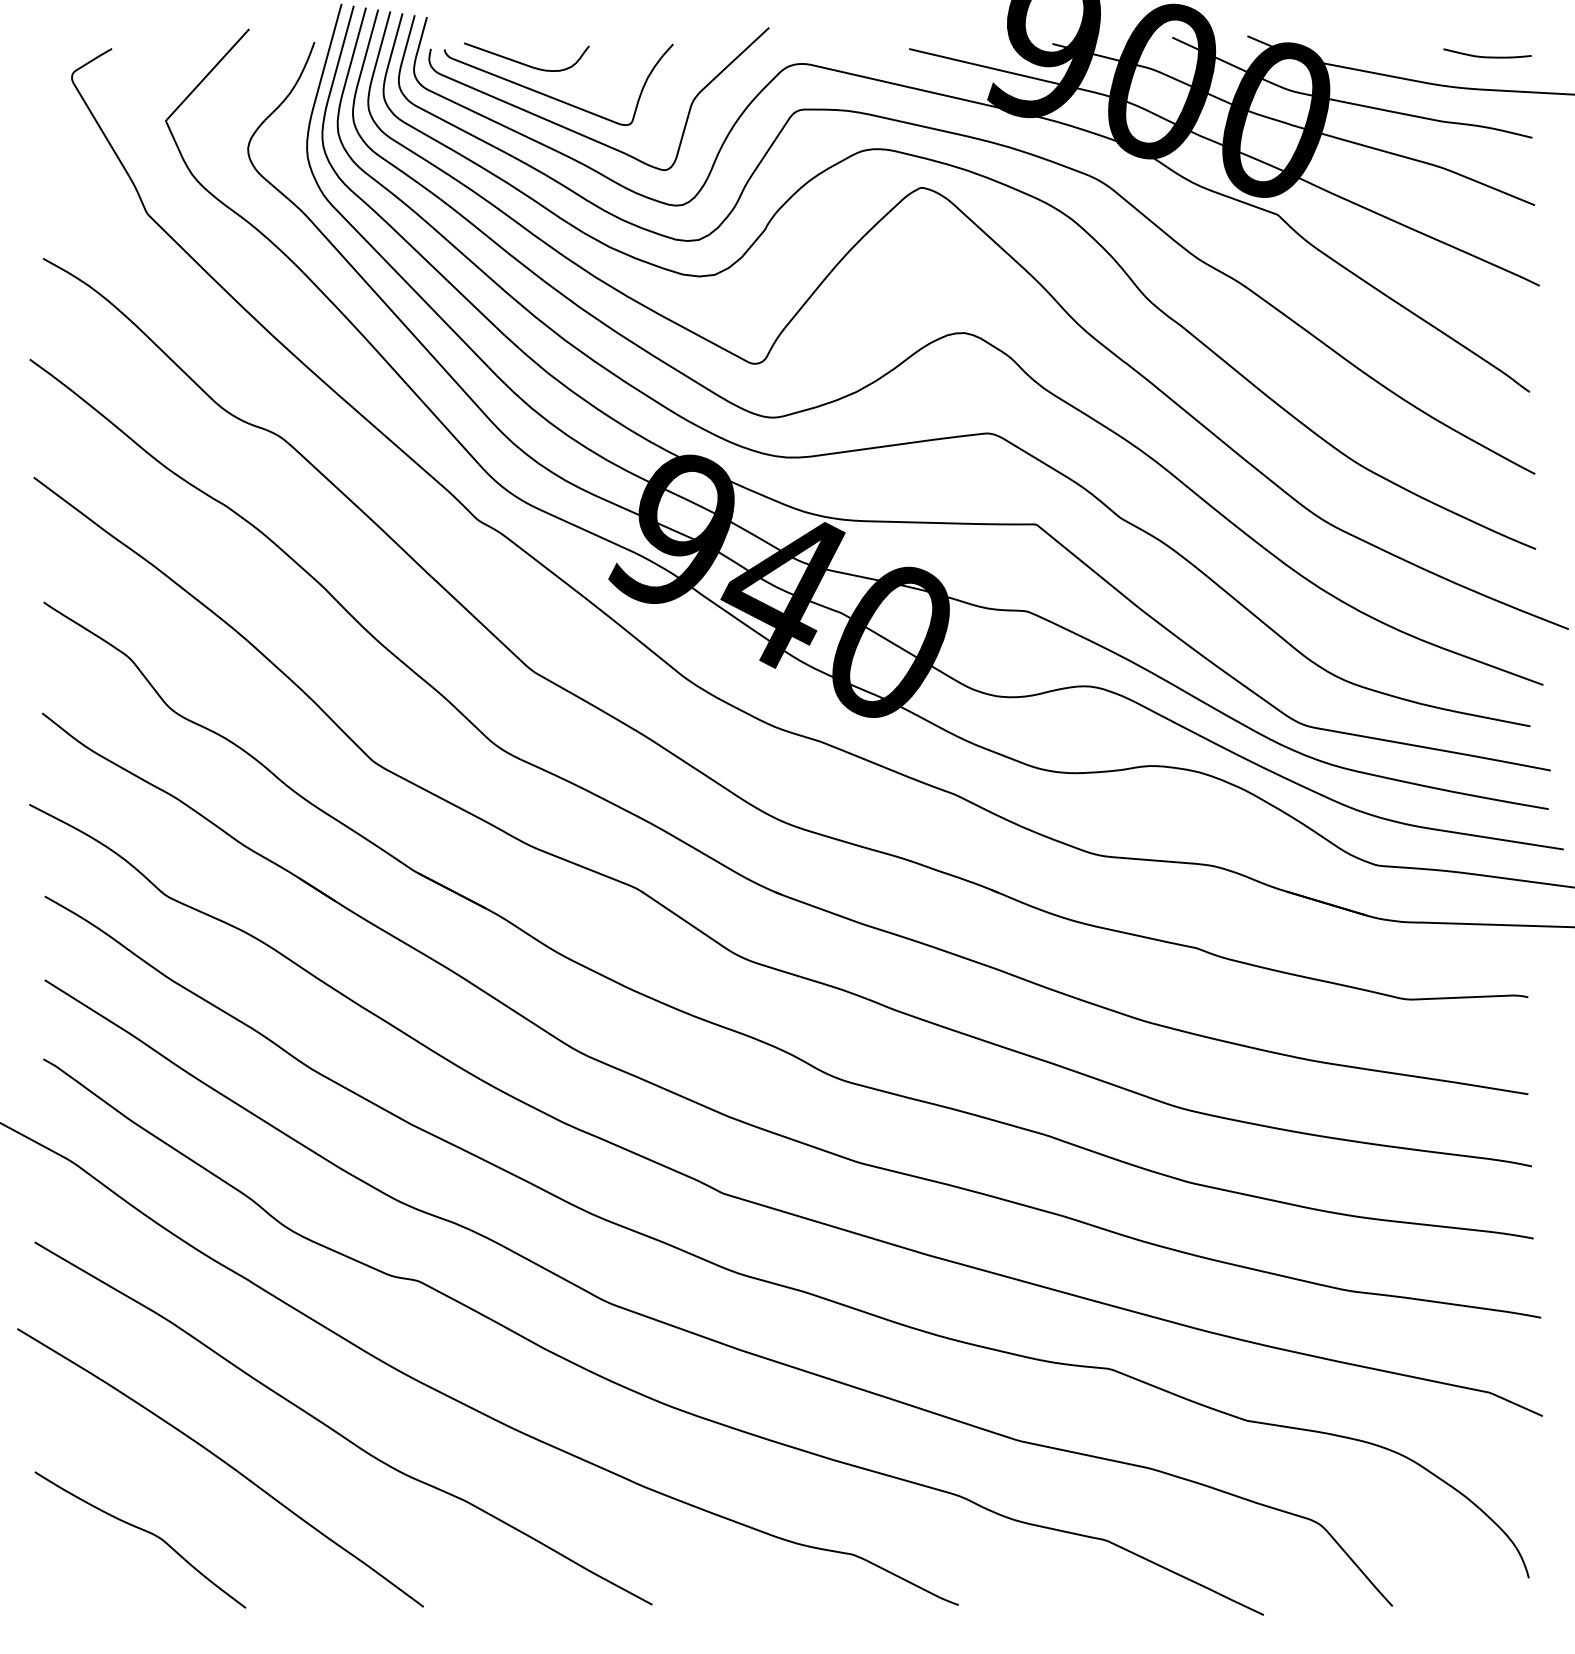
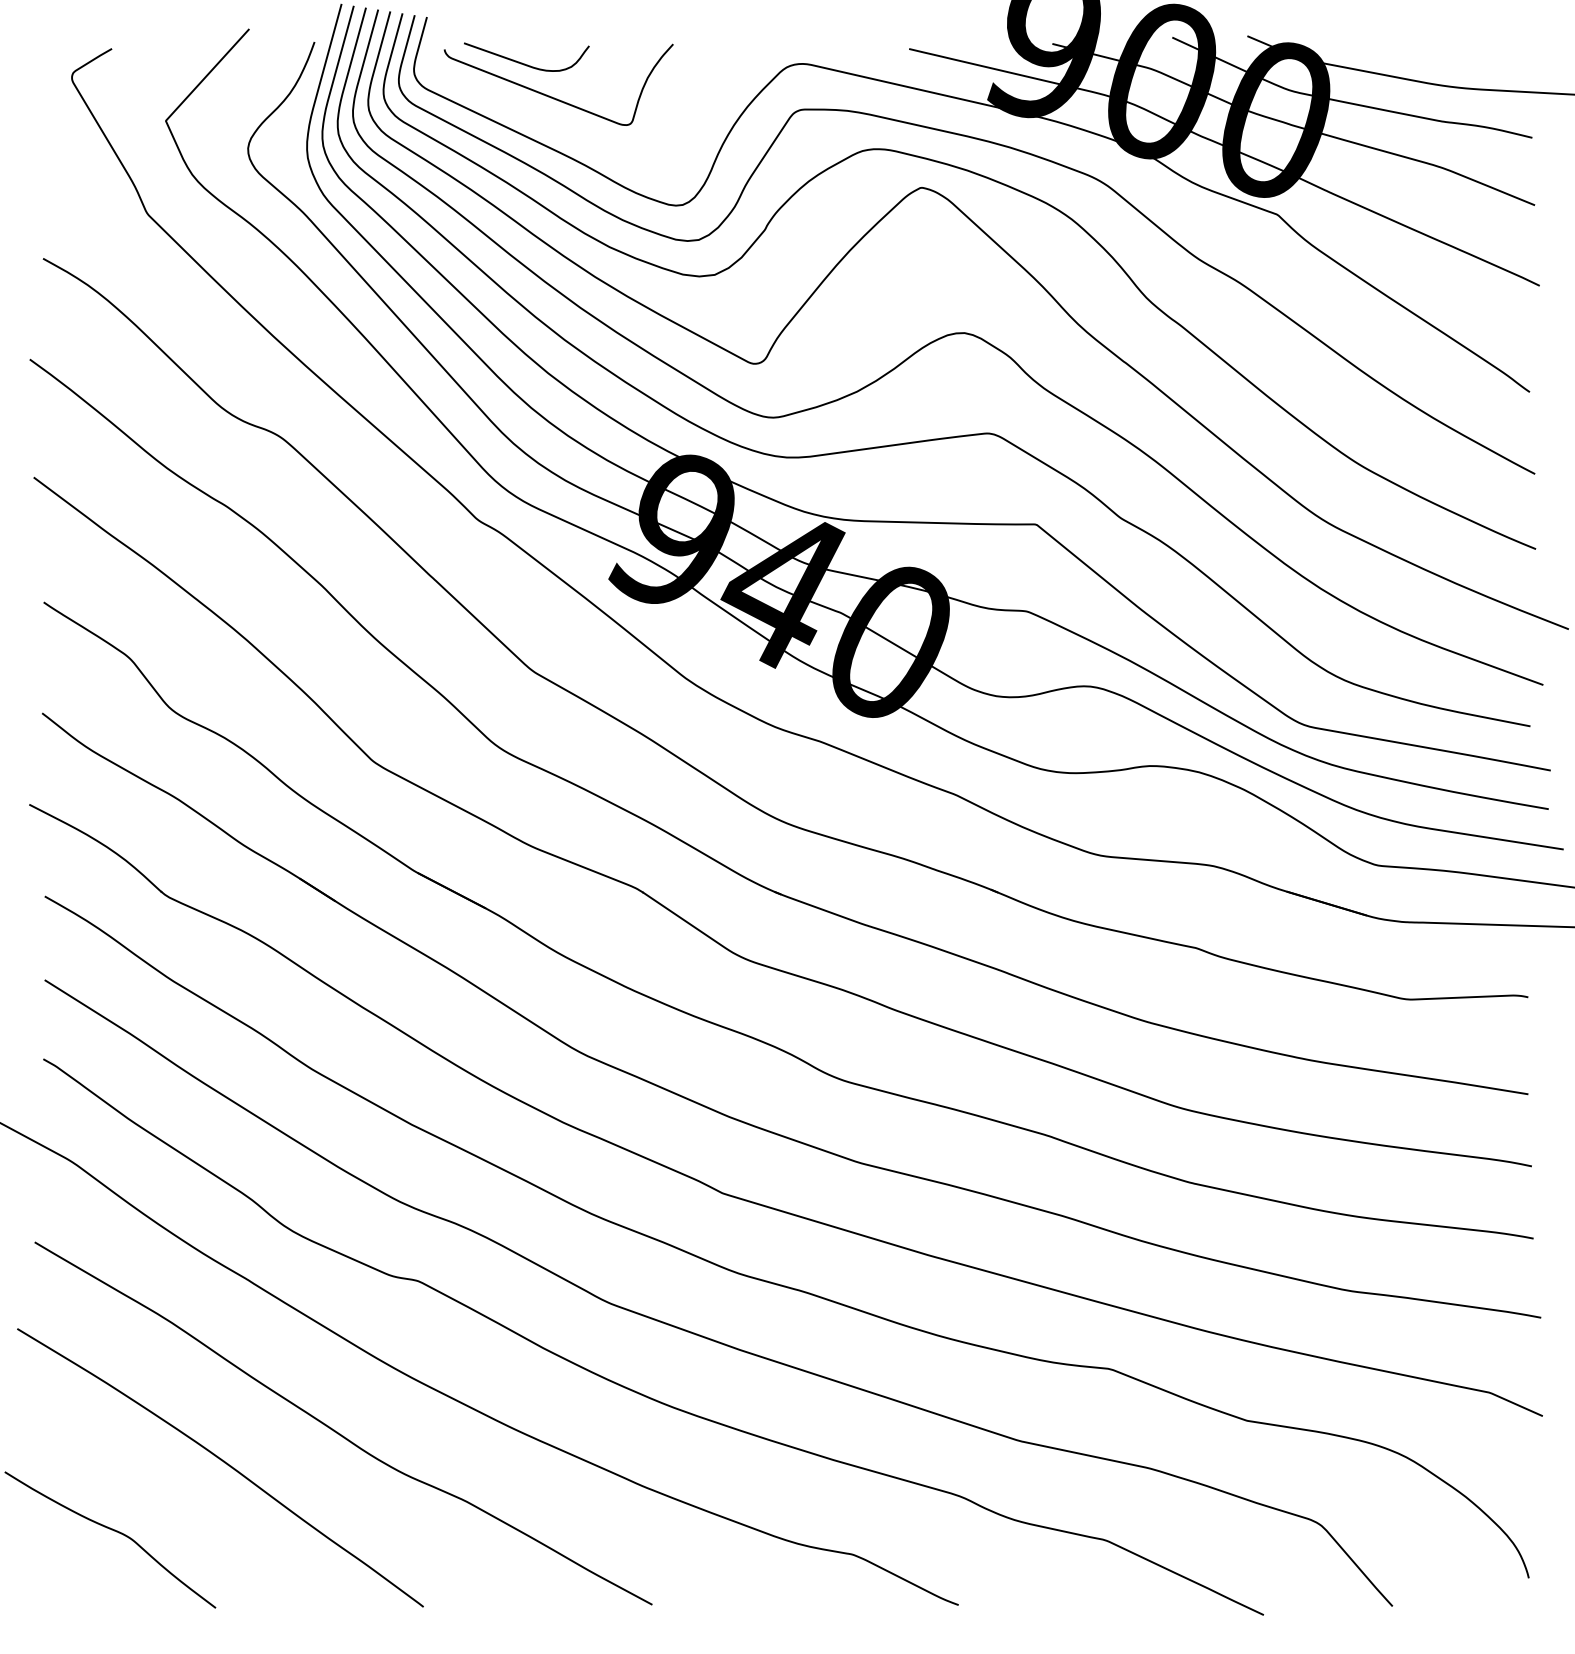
curve: present -> none (1487, 56)
curve: present -> none (581, 133)
curve position: (144, 1531) -> (114, 1531) (114, 1531)
